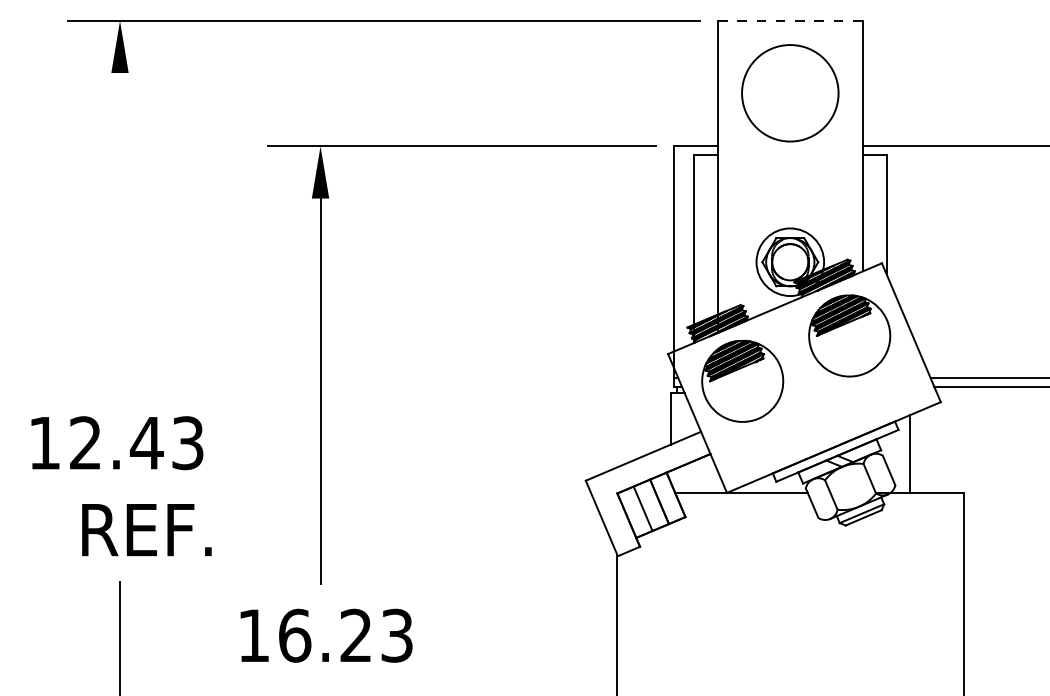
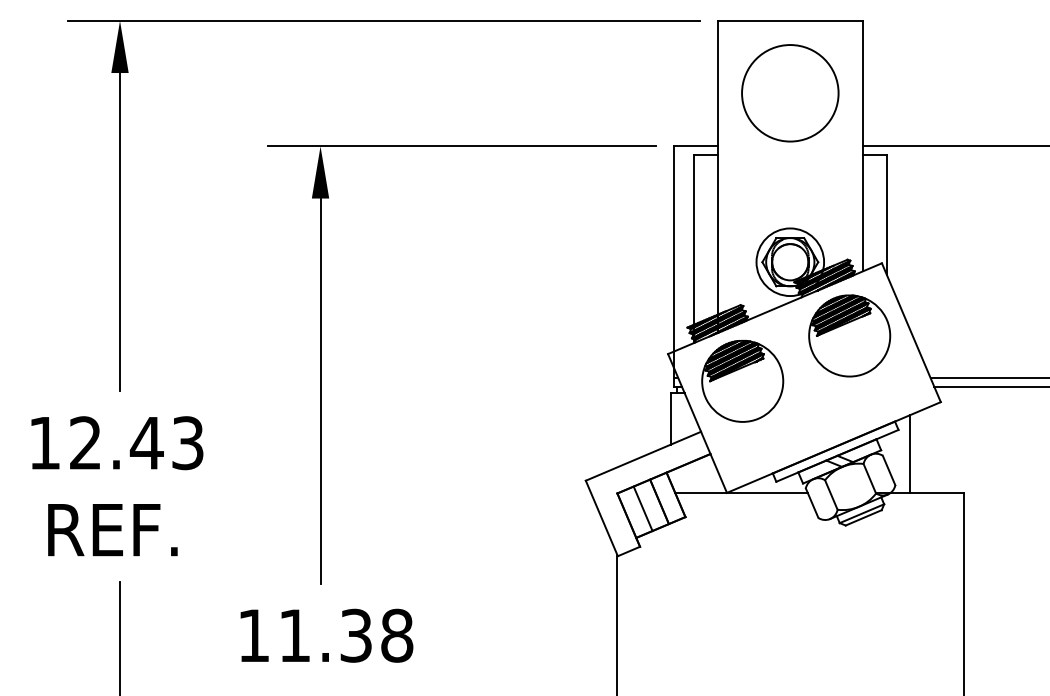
line: dashed -> solid (790, 20)
line: none -> present (120, 232)
text position: (146, 530) -> (112, 530) (112, 530)
text: 16.23 -> 11.38 (346, 635)
